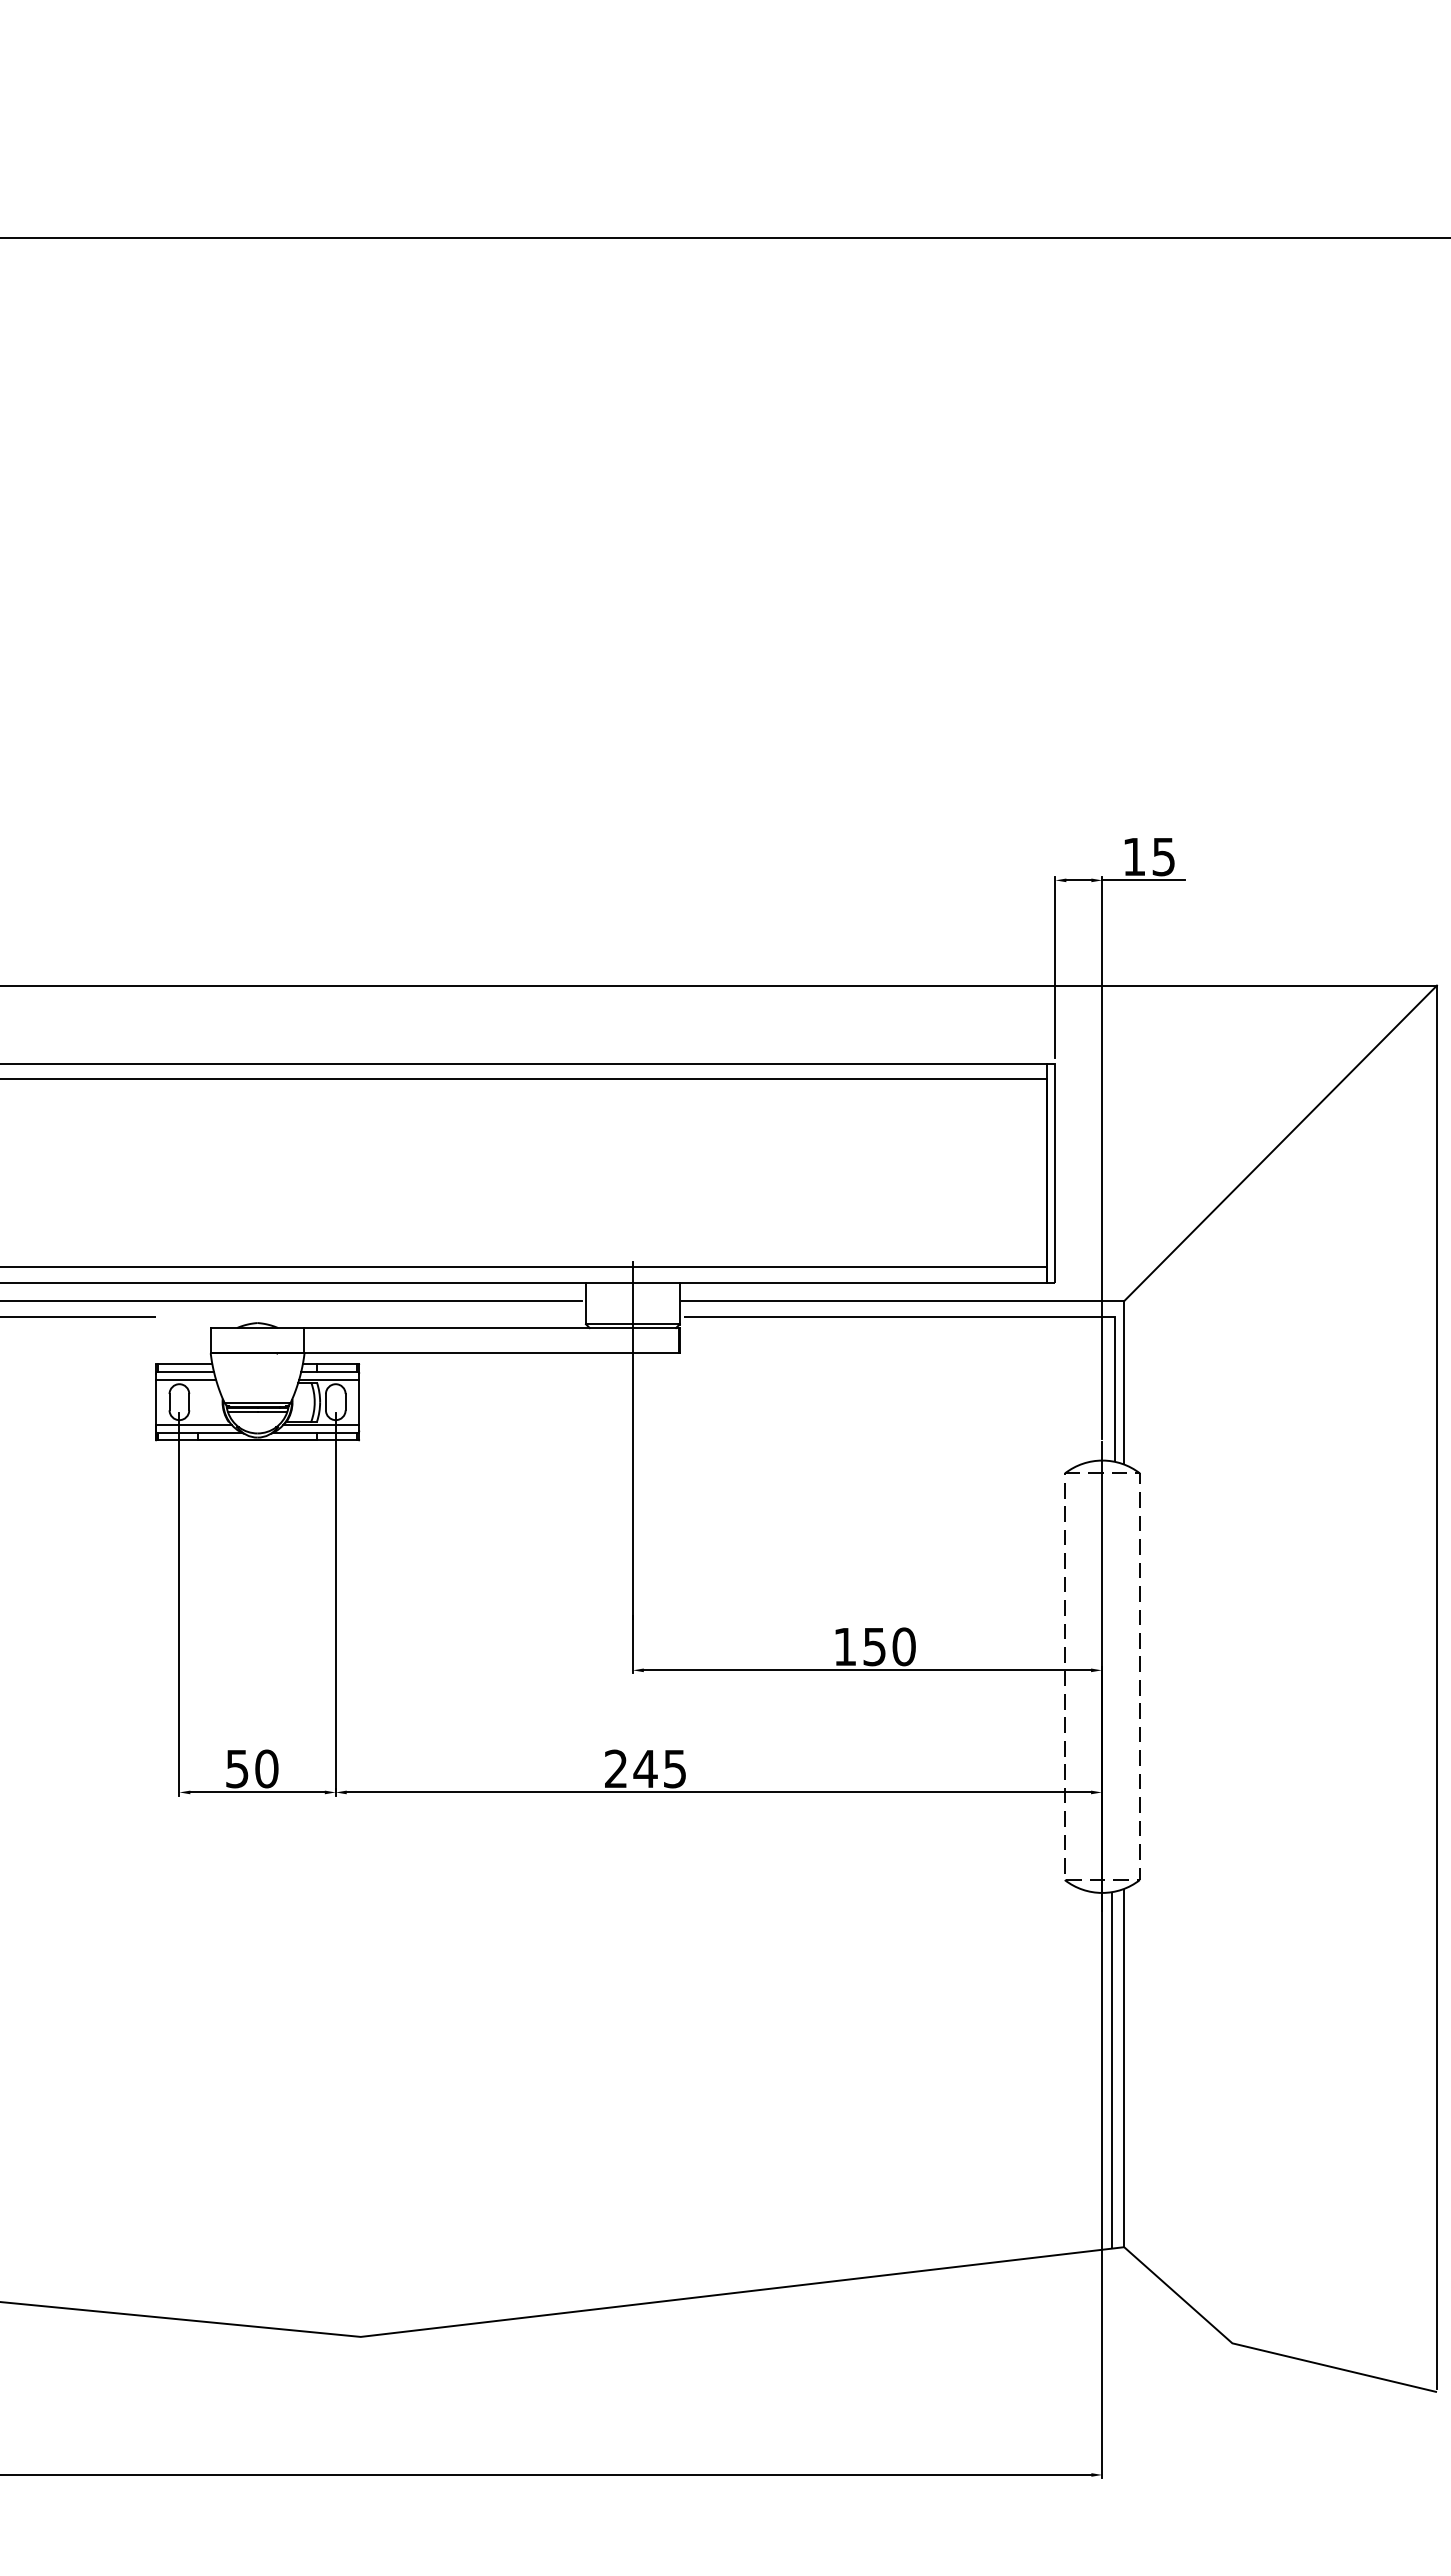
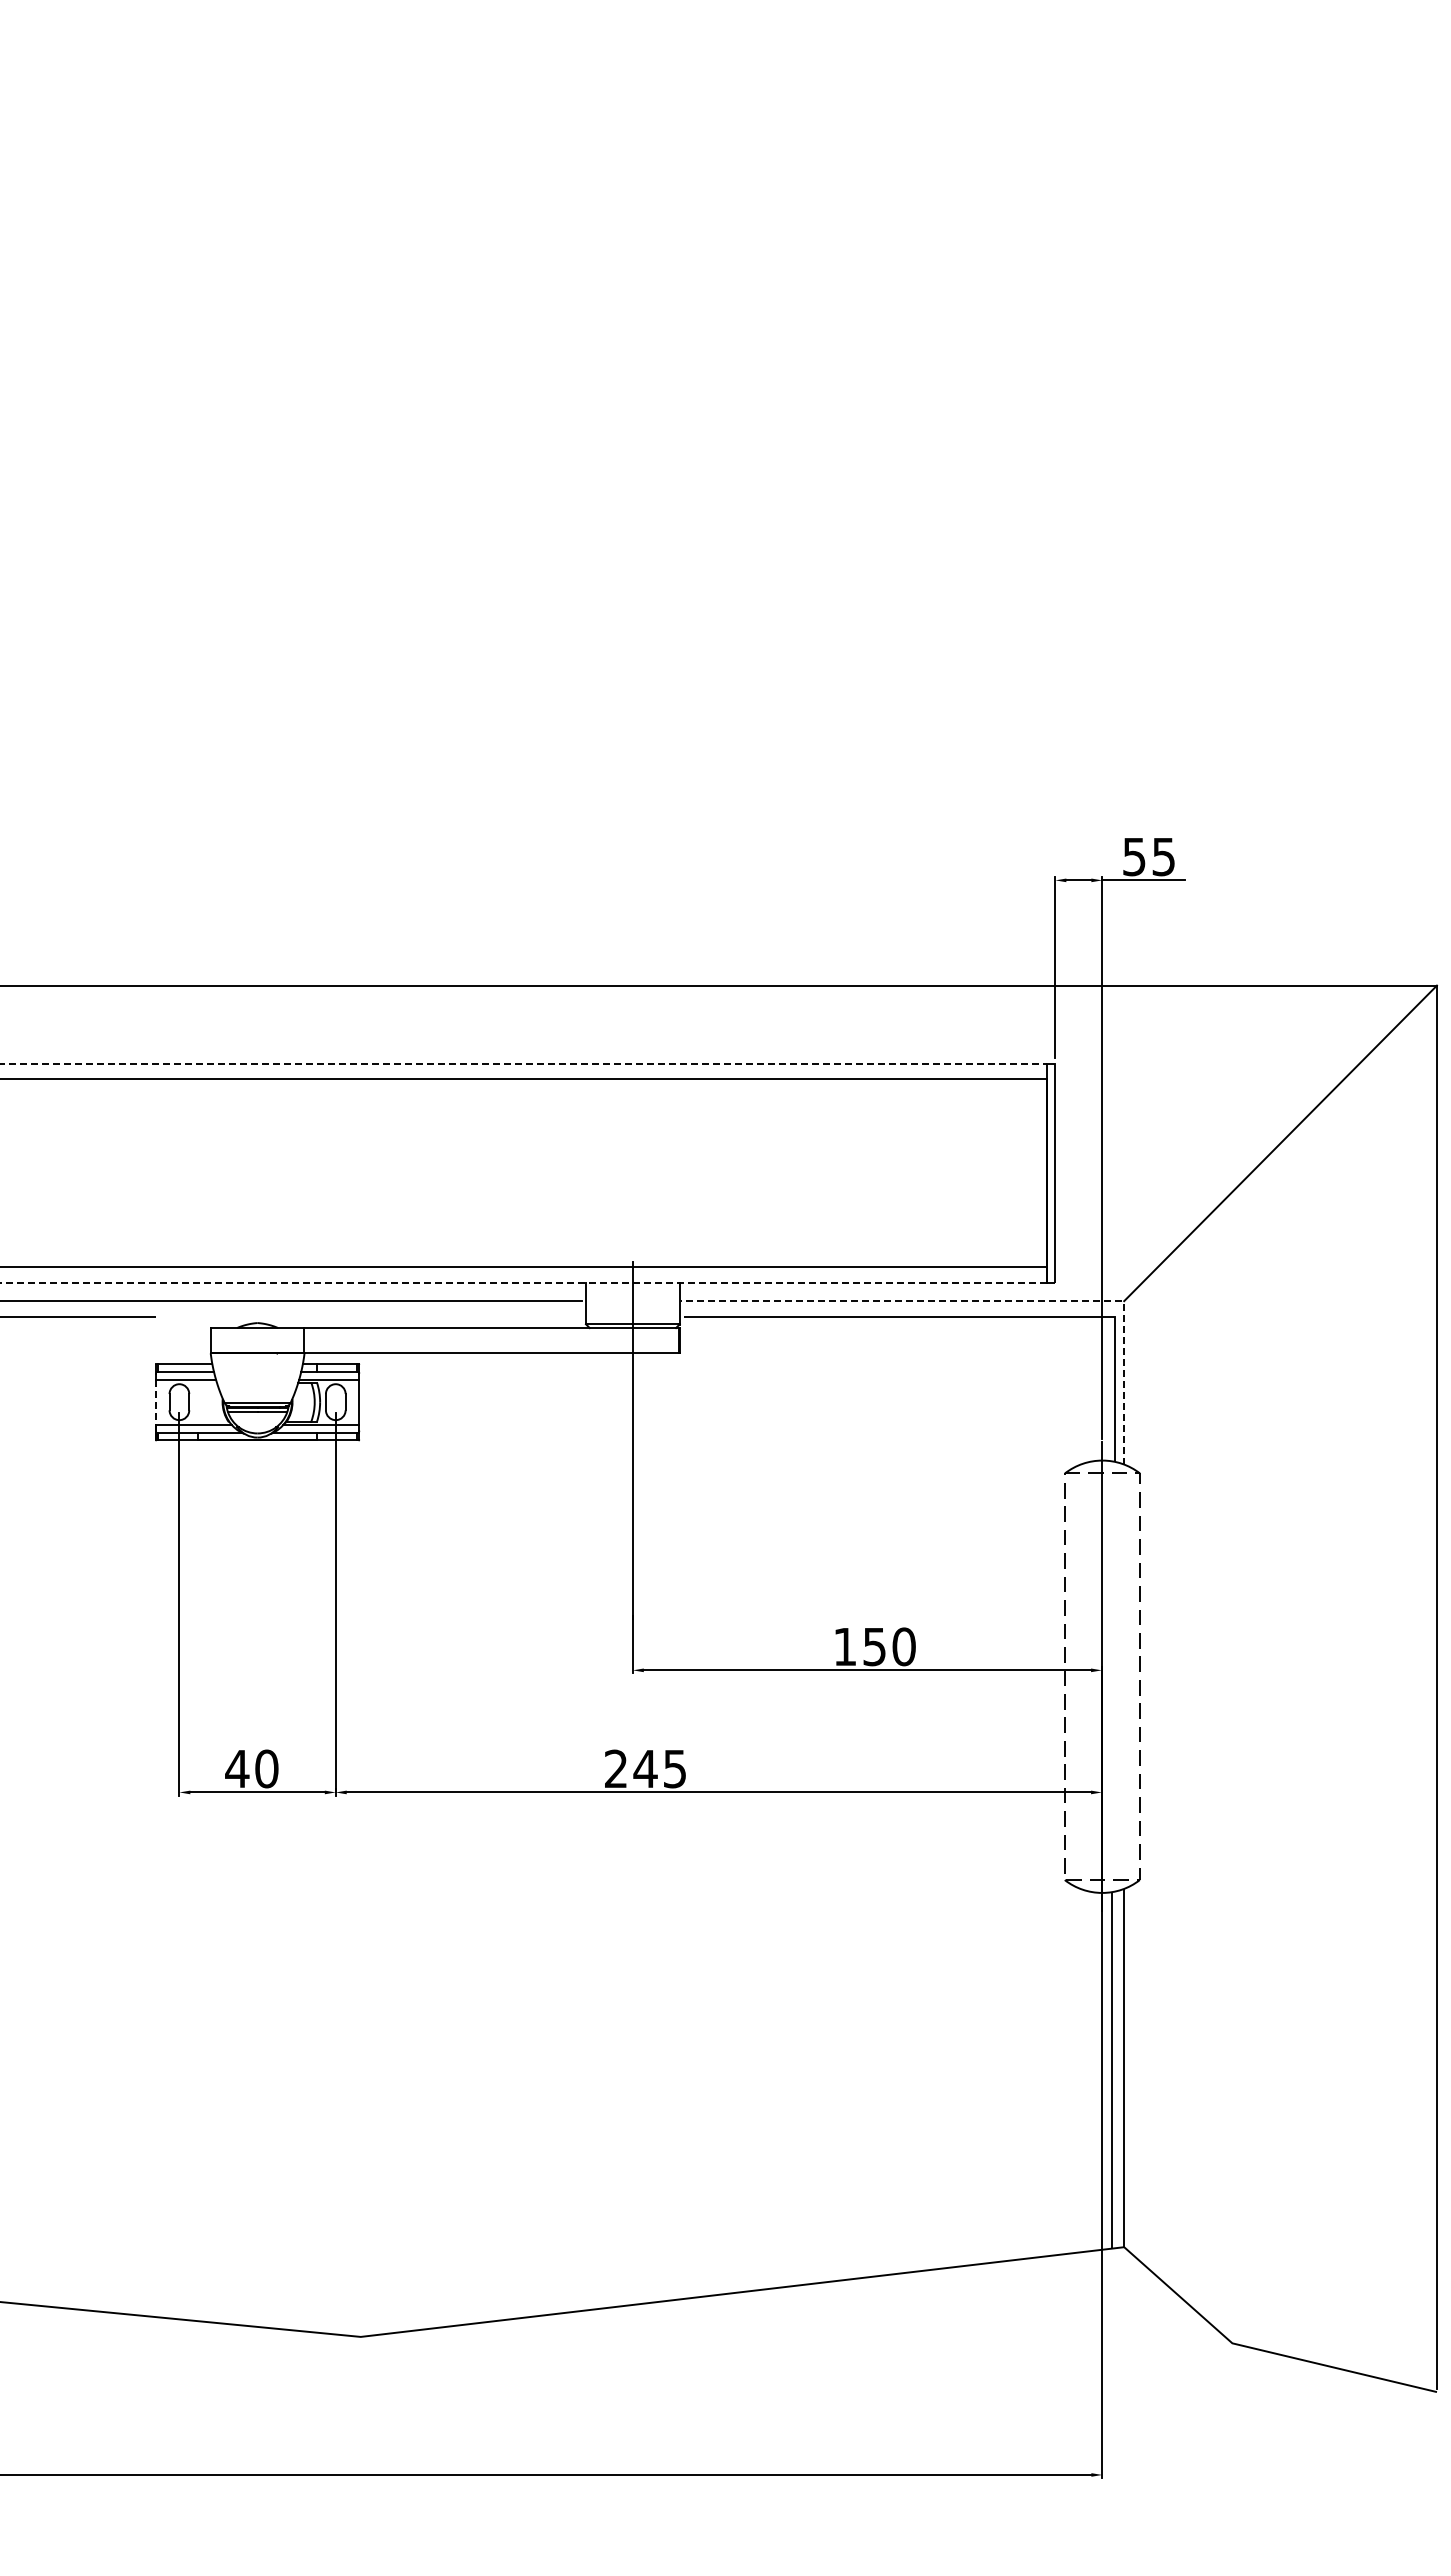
line: present -> none (724, 237)
text: 15 -> 55 (1134, 857)
line: solid -> dashed (523, 1063)
line: solid -> dashed (523, 1282)
line: solid -> dashed (984, 1301)
line: solid -> dashed (155, 1402)
text: 50 -> 40 (237, 1769)
